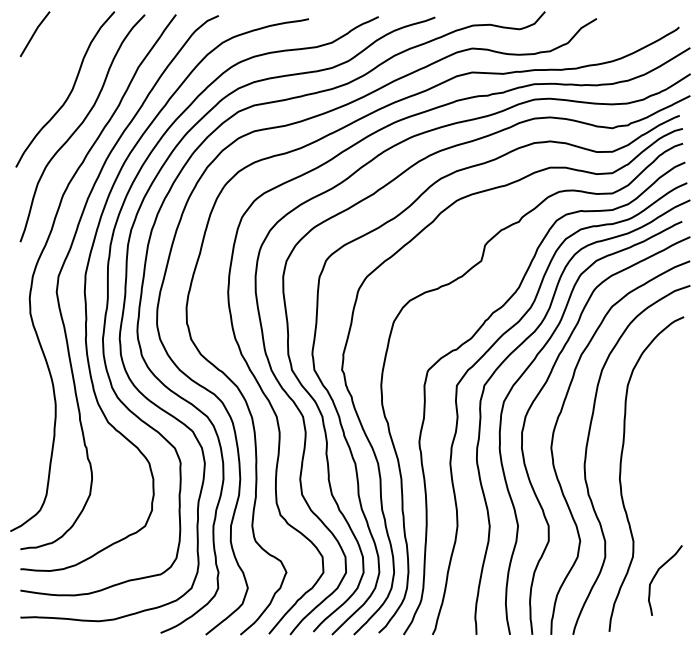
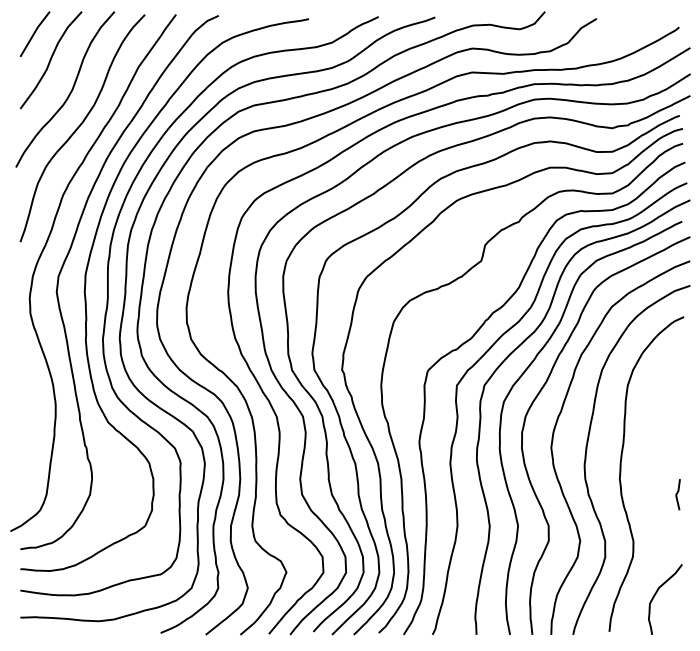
curve: none -> present (50, 60)
line: none -> present (677, 494)
curve position: (656, 575) -> (656, 594) (656, 594)
